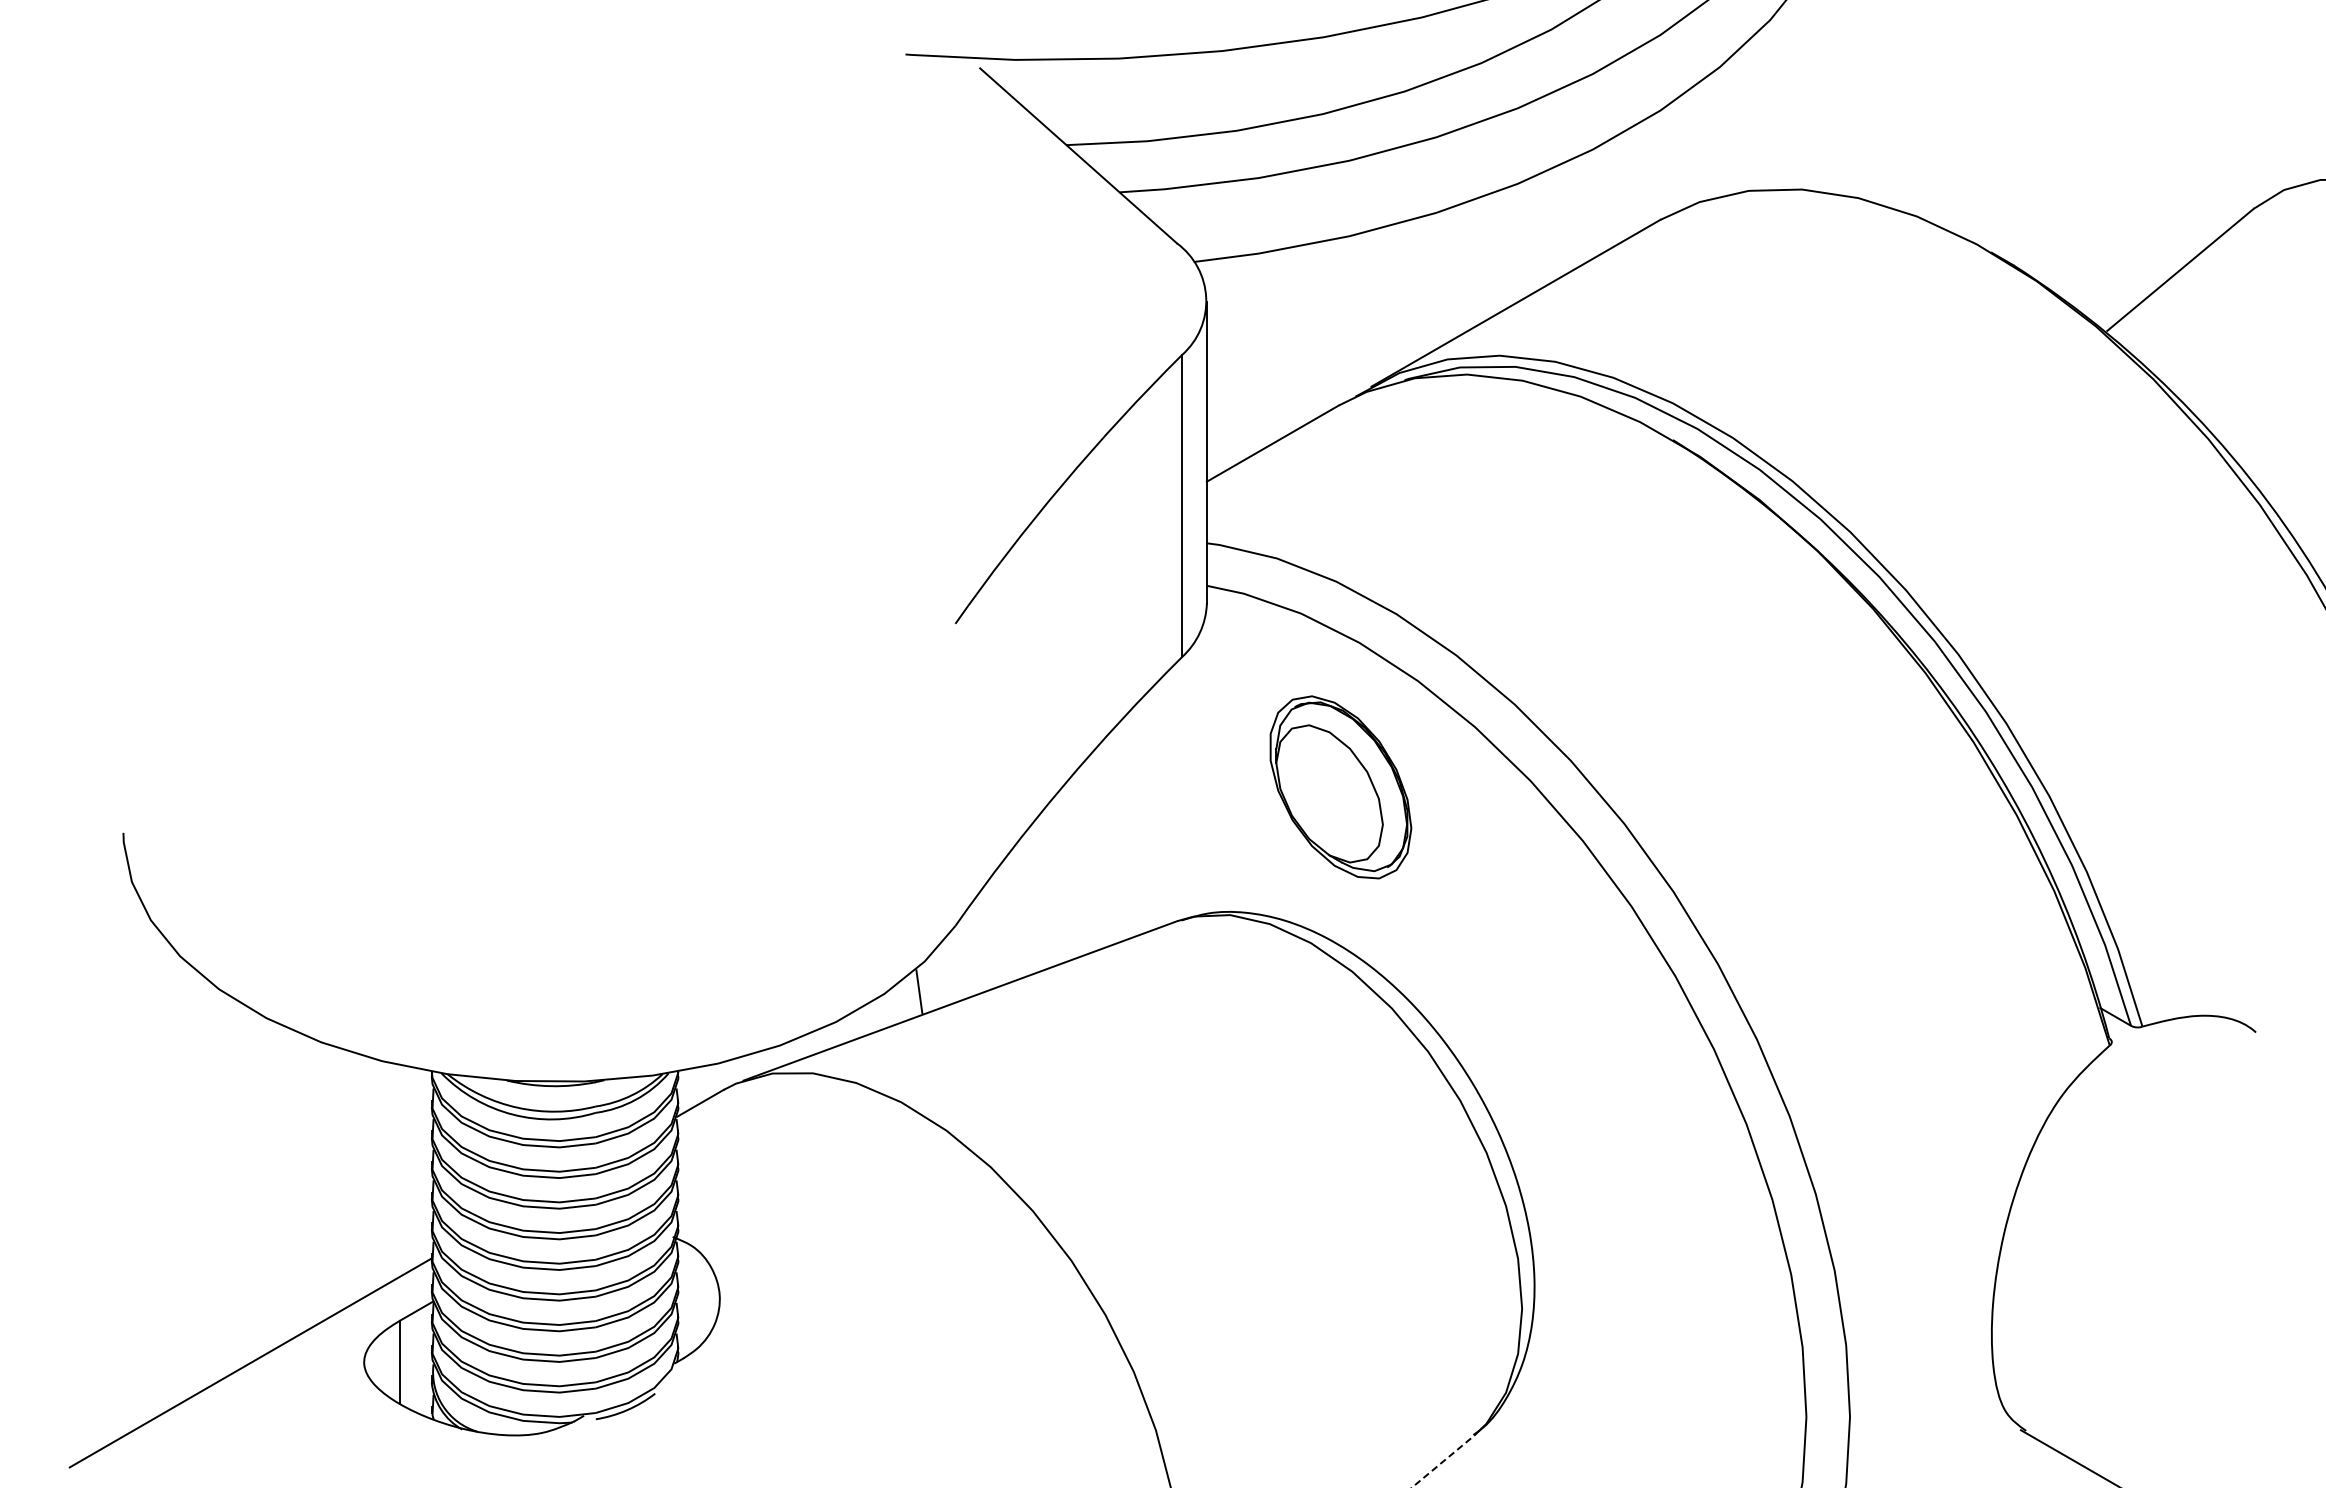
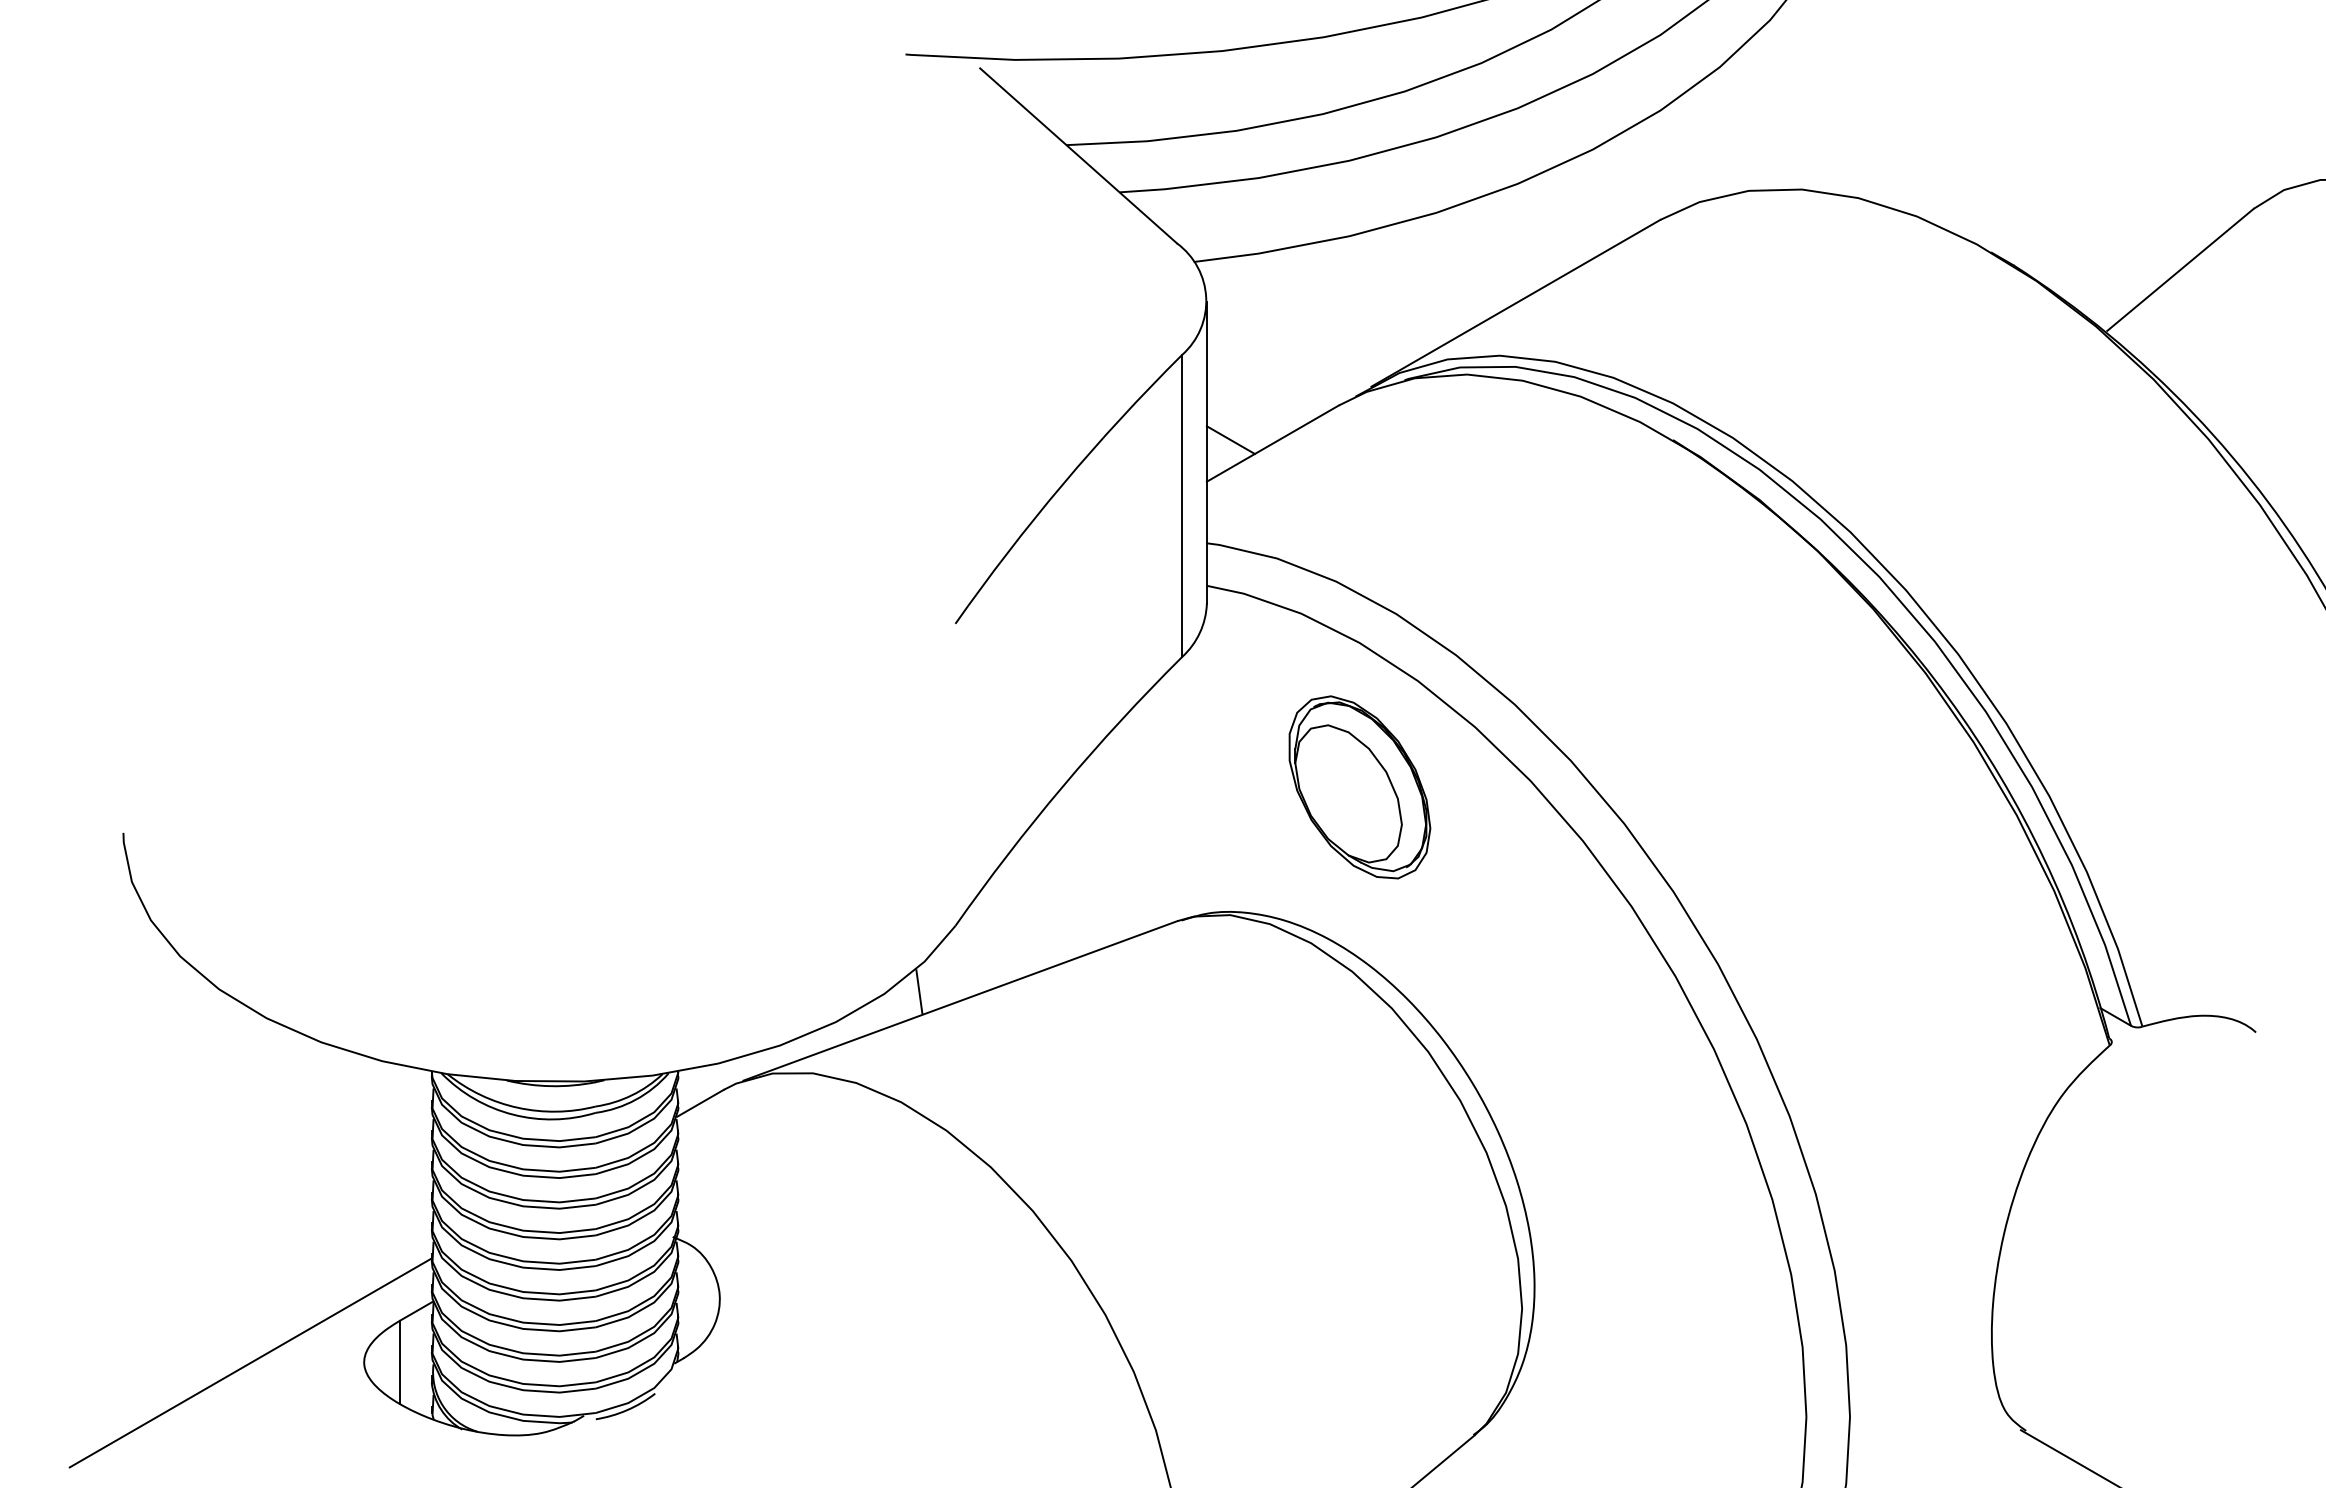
line: none -> present (1230, 439)
part position: (1340, 787) -> (1359, 787) (1359, 787)
line: dashed -> solid (1443, 1461)
